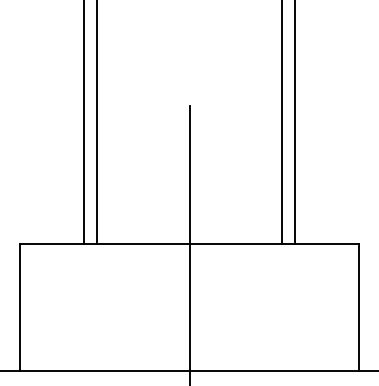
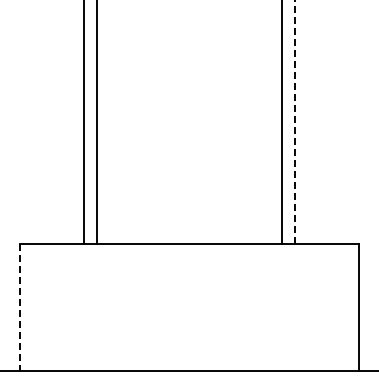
line: solid -> dashed (294, 122)
line: present -> none (189, 243)
line: solid -> dashed (20, 307)
